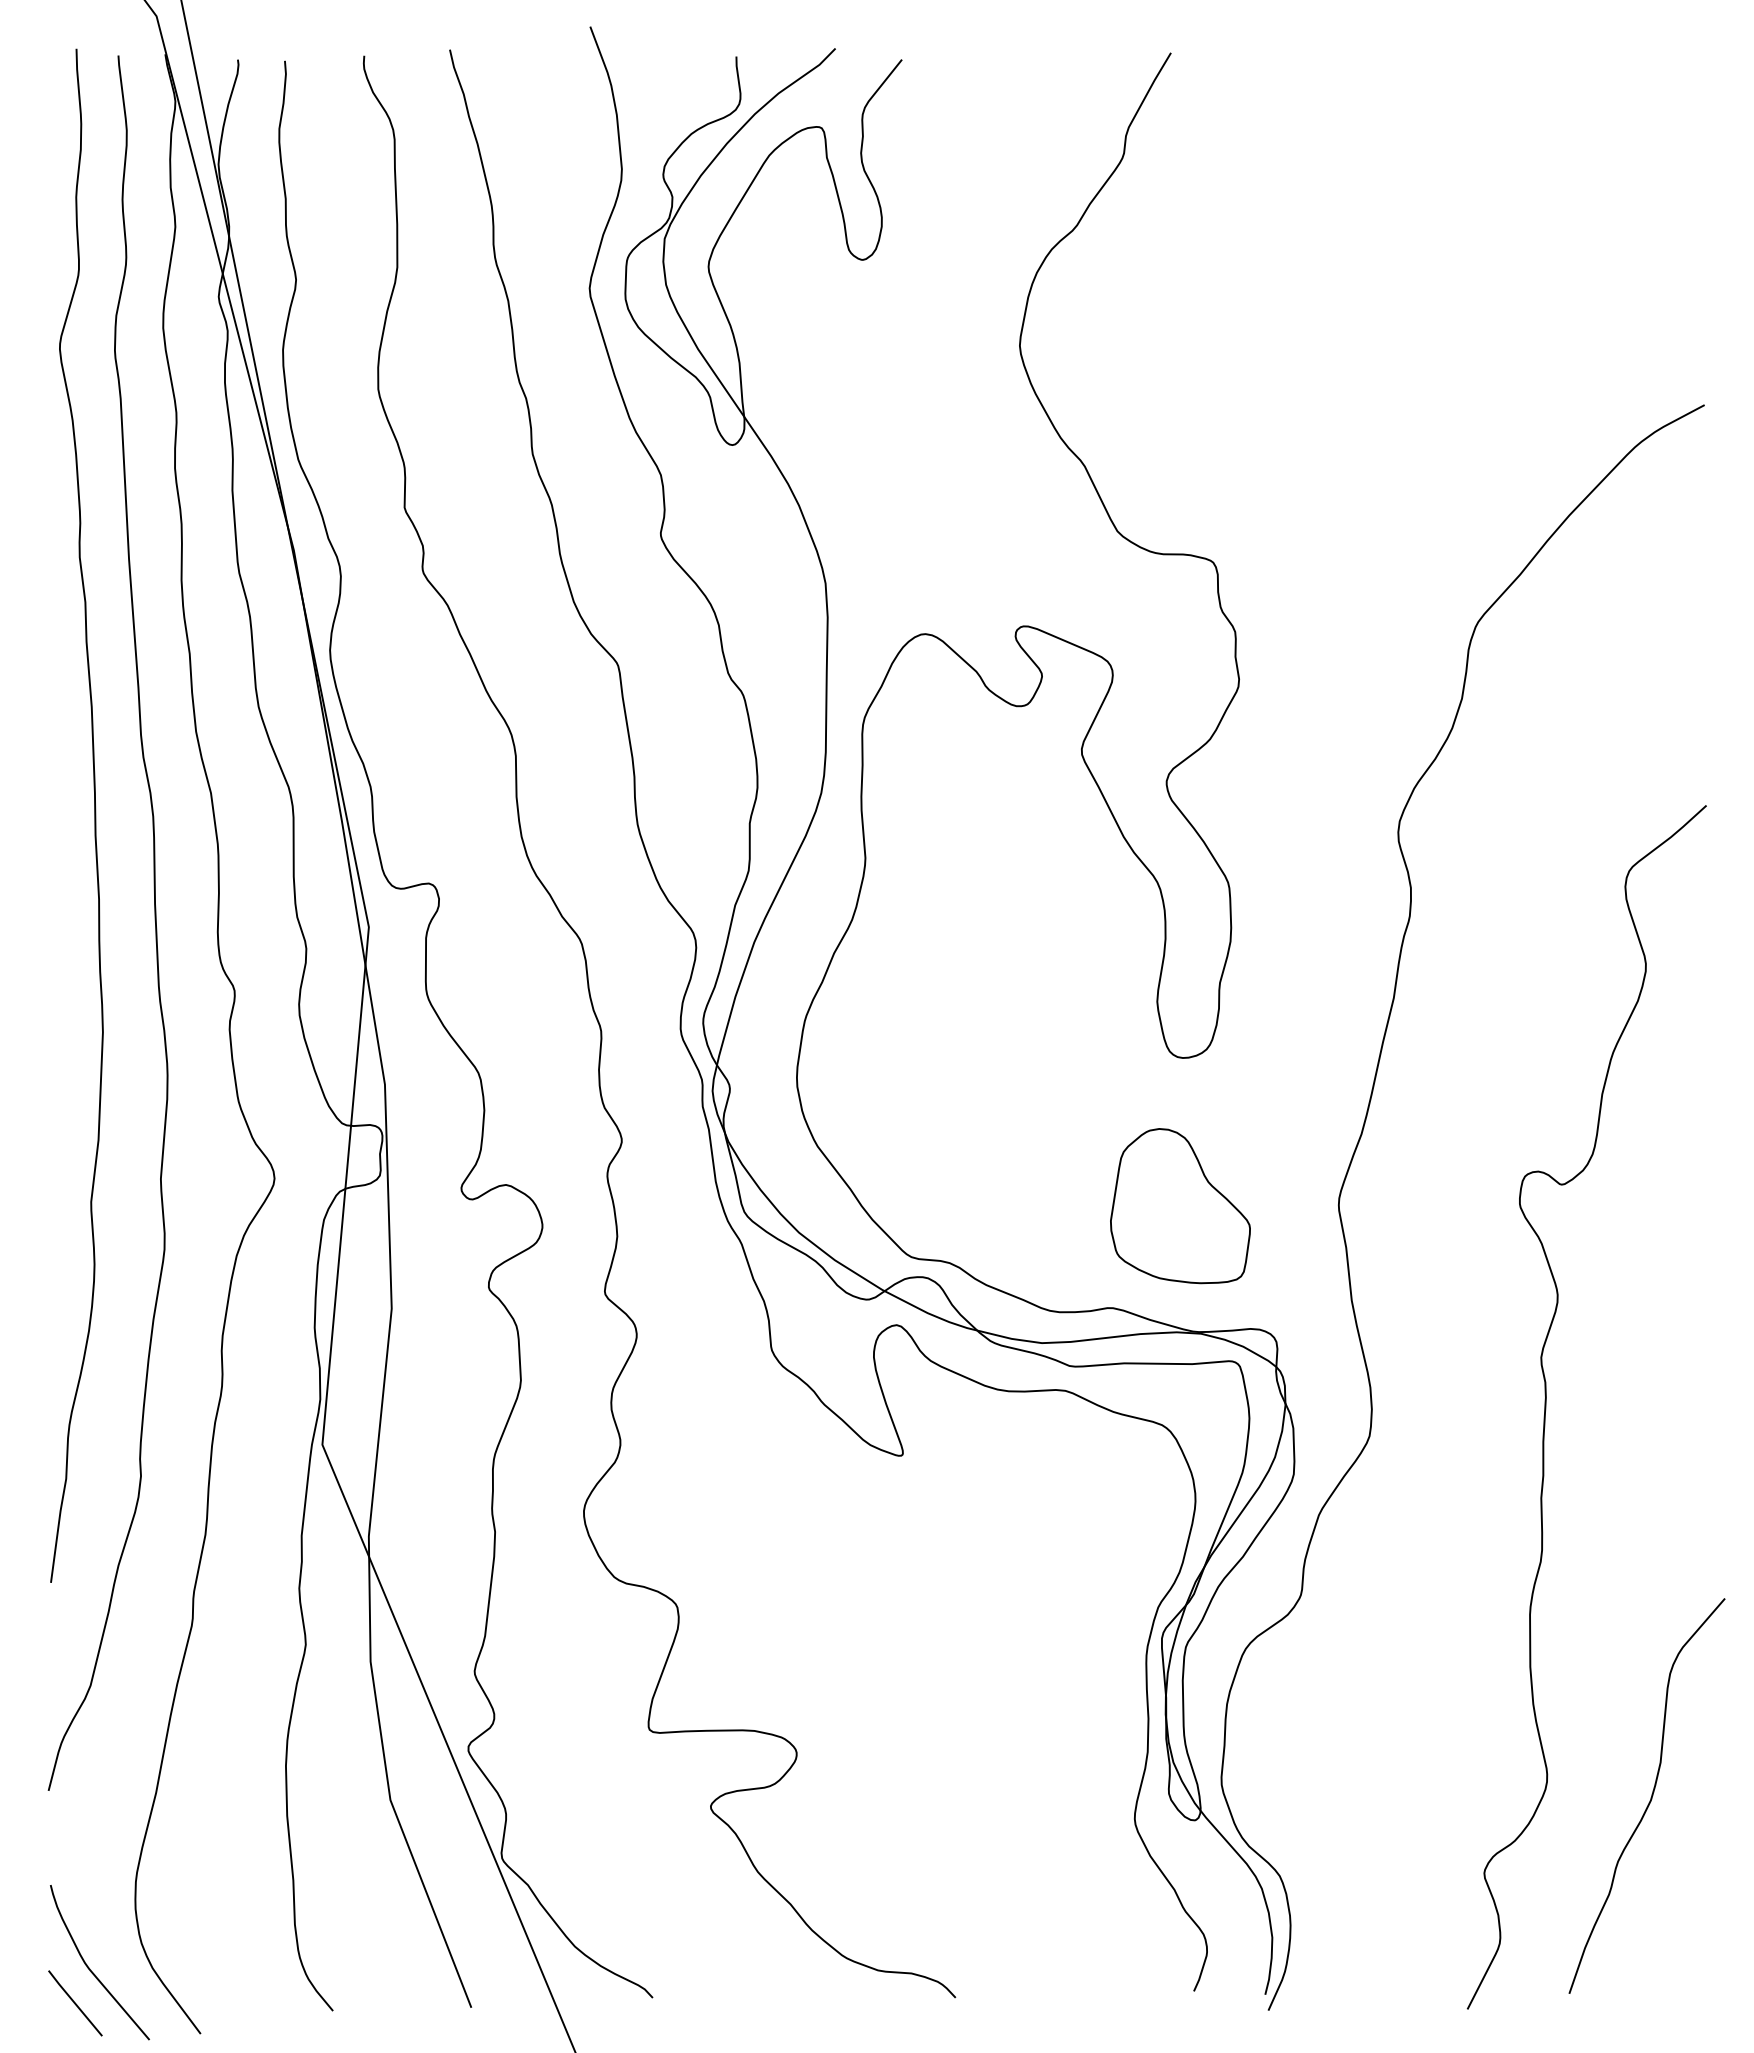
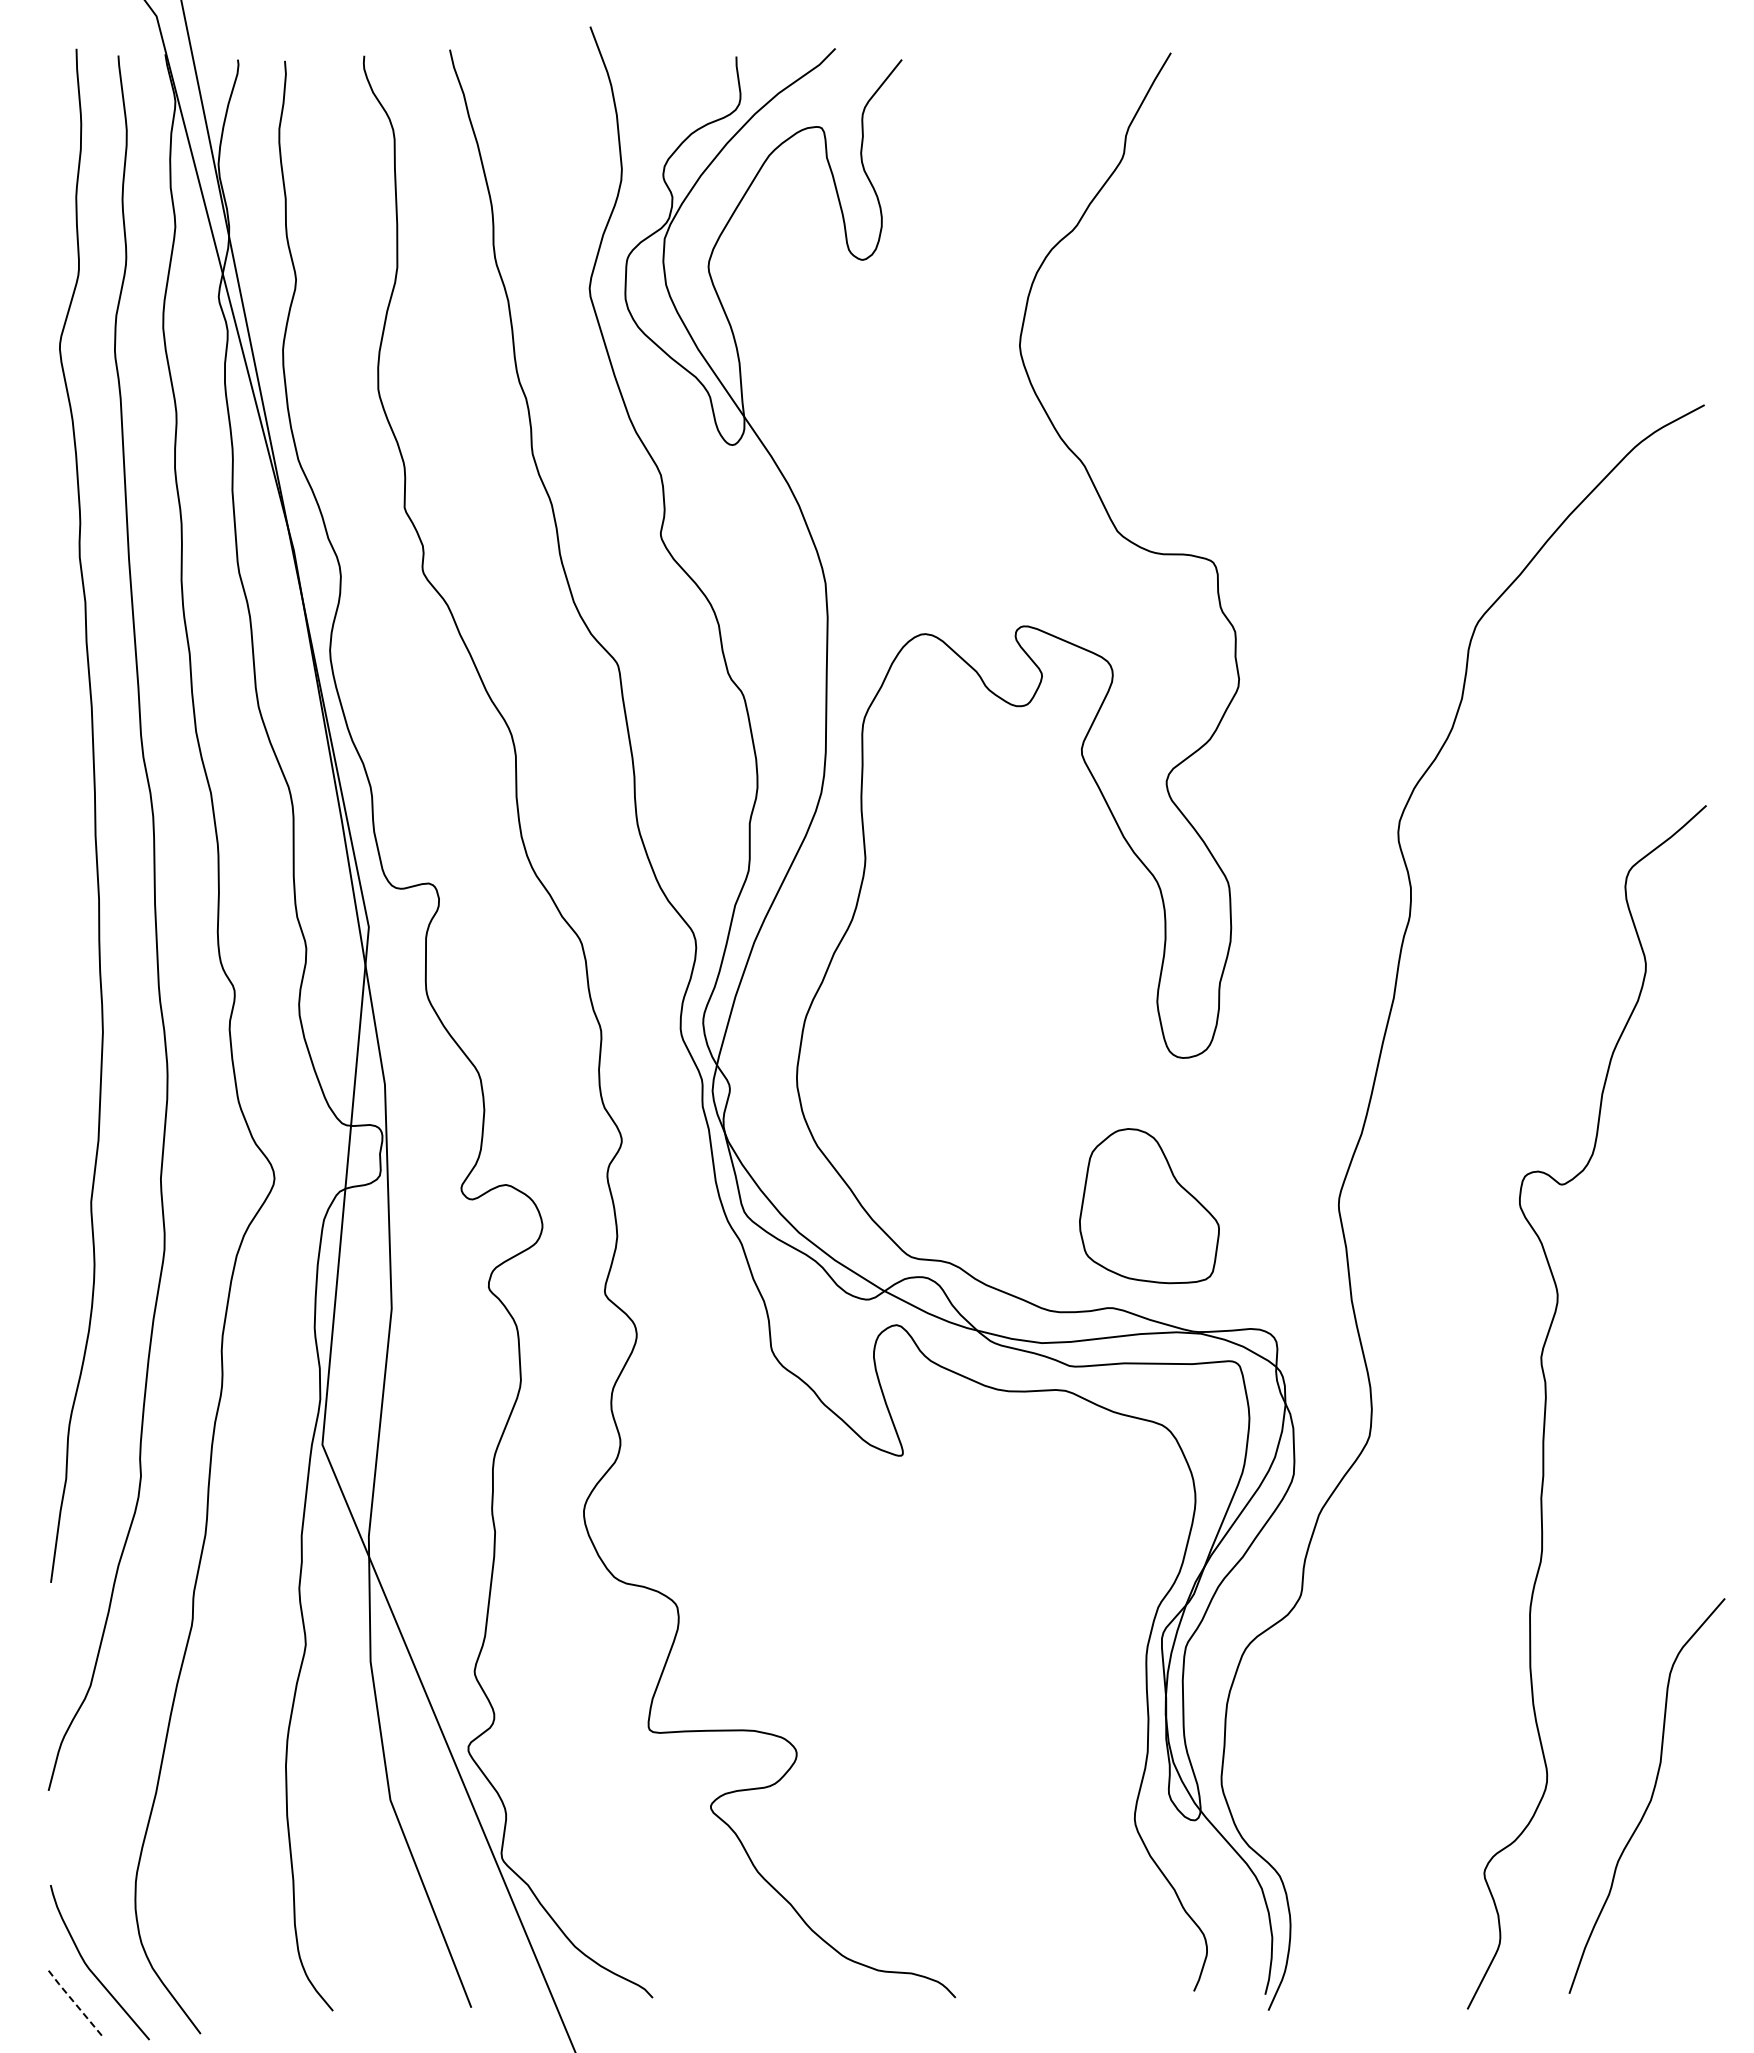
part position: (1180, 1206) -> (1149, 1206) (1149, 1206)
line: solid -> dashed (75, 2003)
